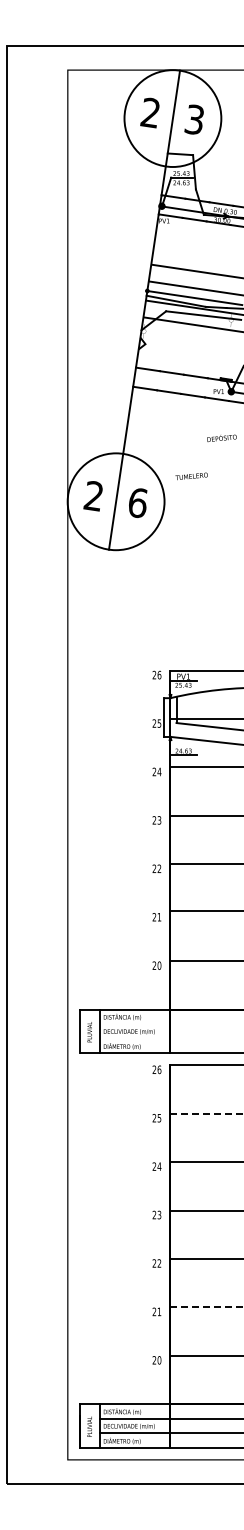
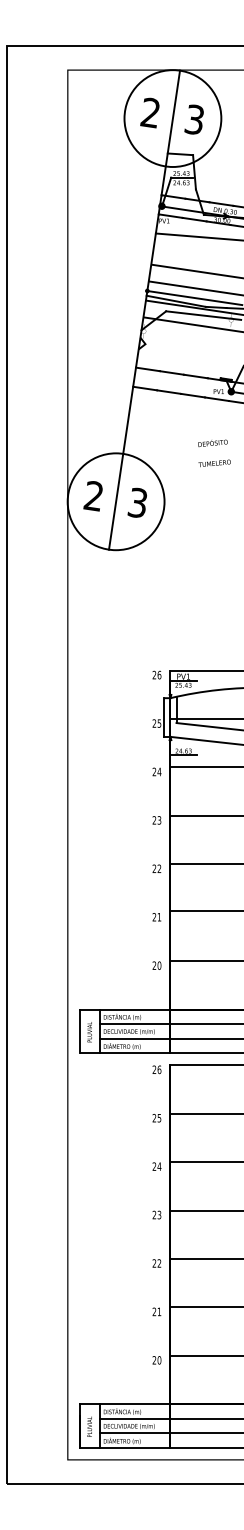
line: none -> present (197, 236)
text position: (221, 437) -> (212, 442) (212, 442)
text position: (191, 476) -> (214, 463) (214, 463)
text: 6 -> 3 (137, 502)
line: none -> present (169, 1024)
line: none -> present (169, 1038)
line: dashed -> solid (207, 1113)
line: dashed -> solid (207, 1307)
